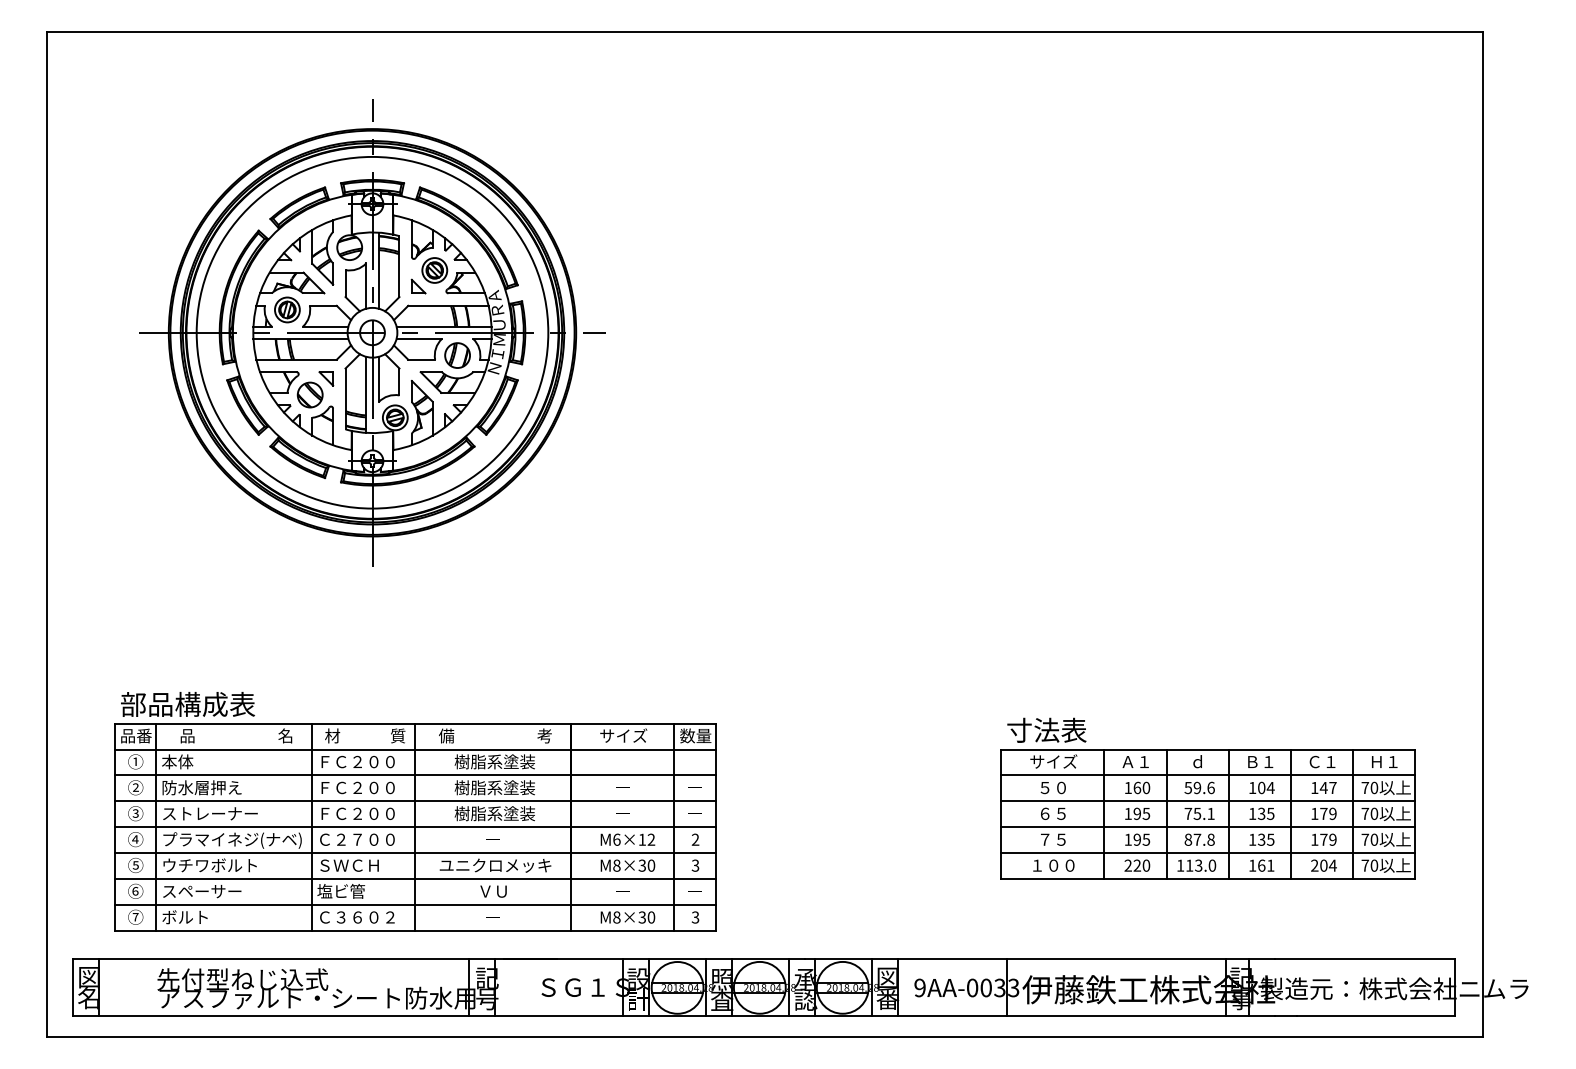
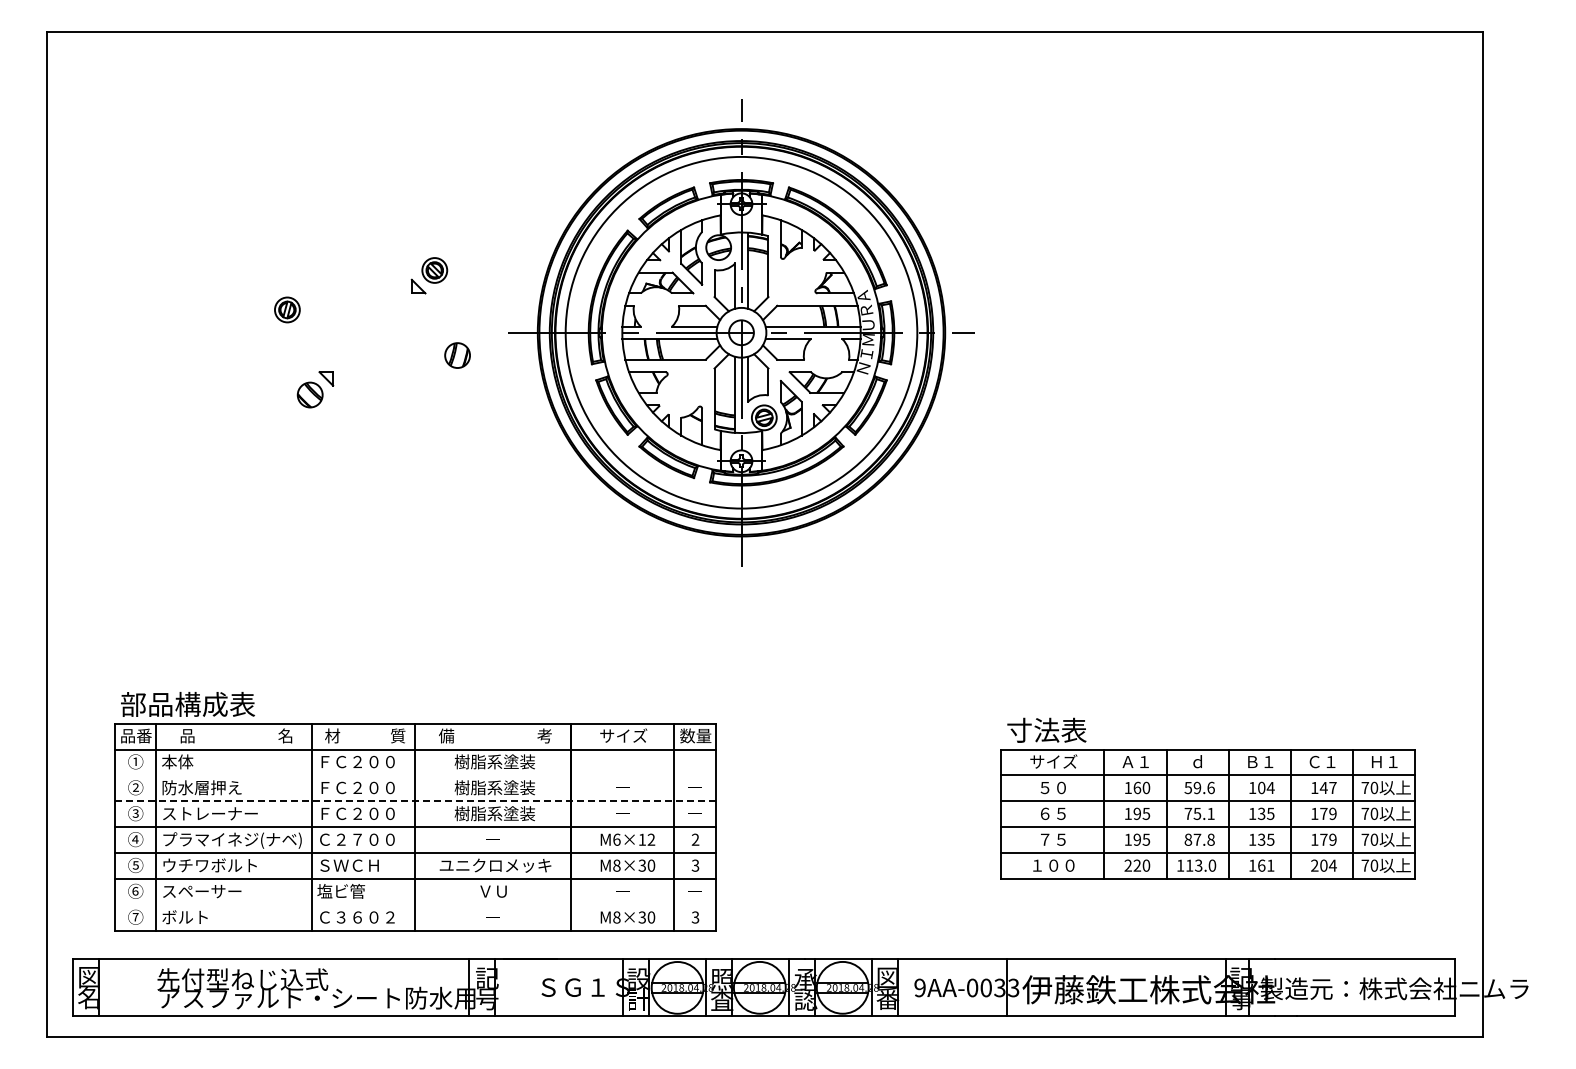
part position: (372, 332) -> (741, 332) (741, 332)
line: present -> none (414, 775)
line: solid -> dashed (415, 801)
line: present -> none (414, 904)
